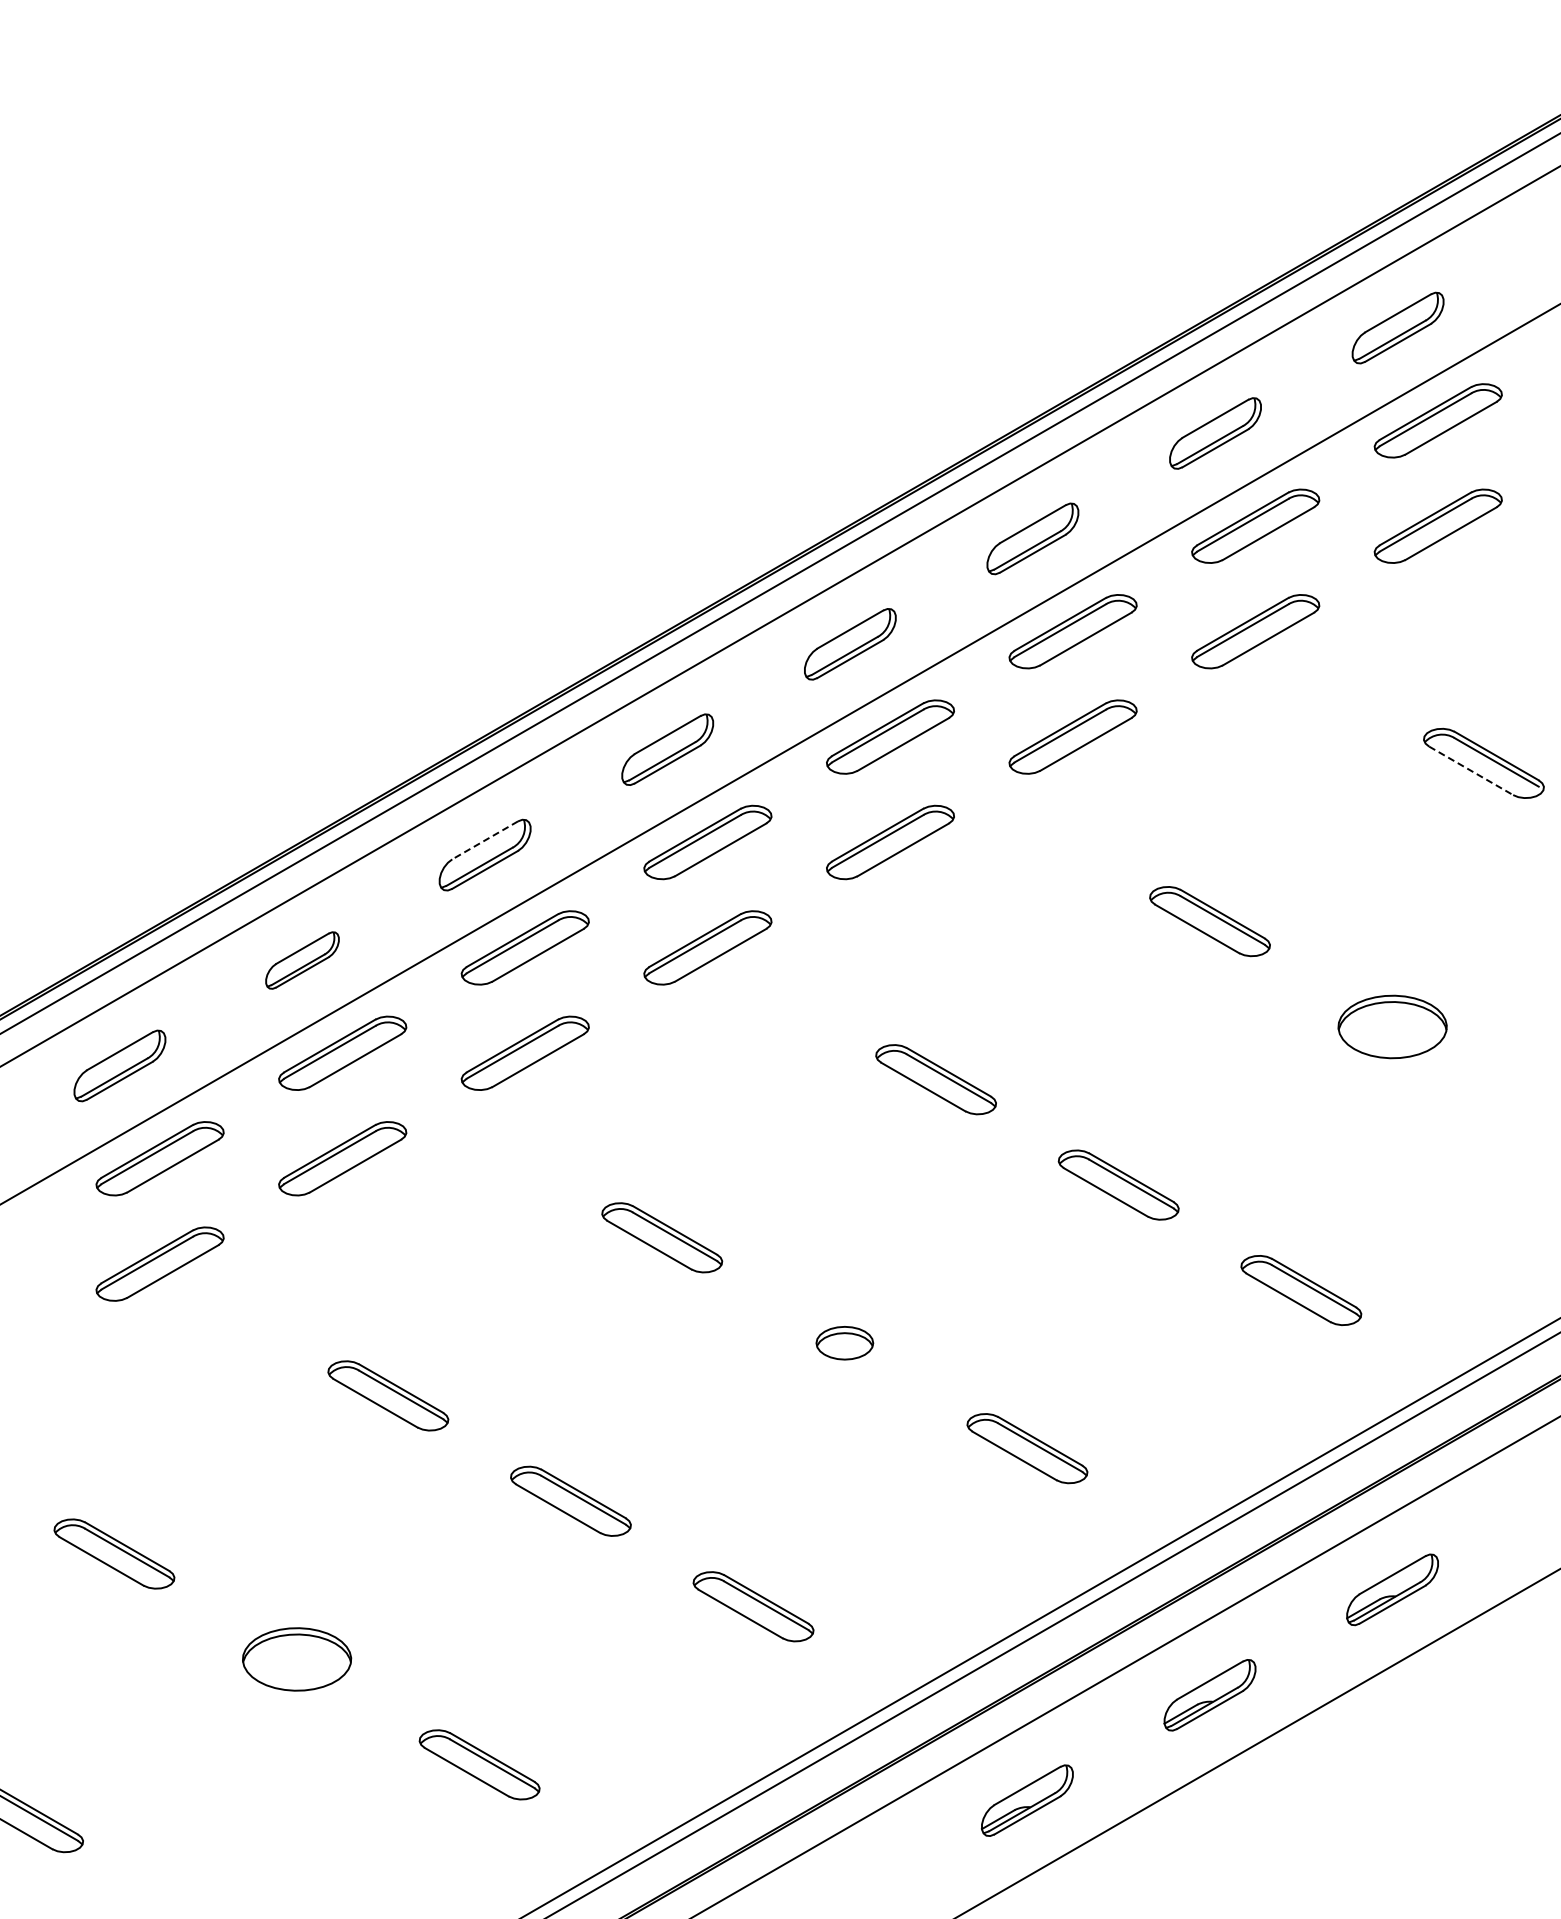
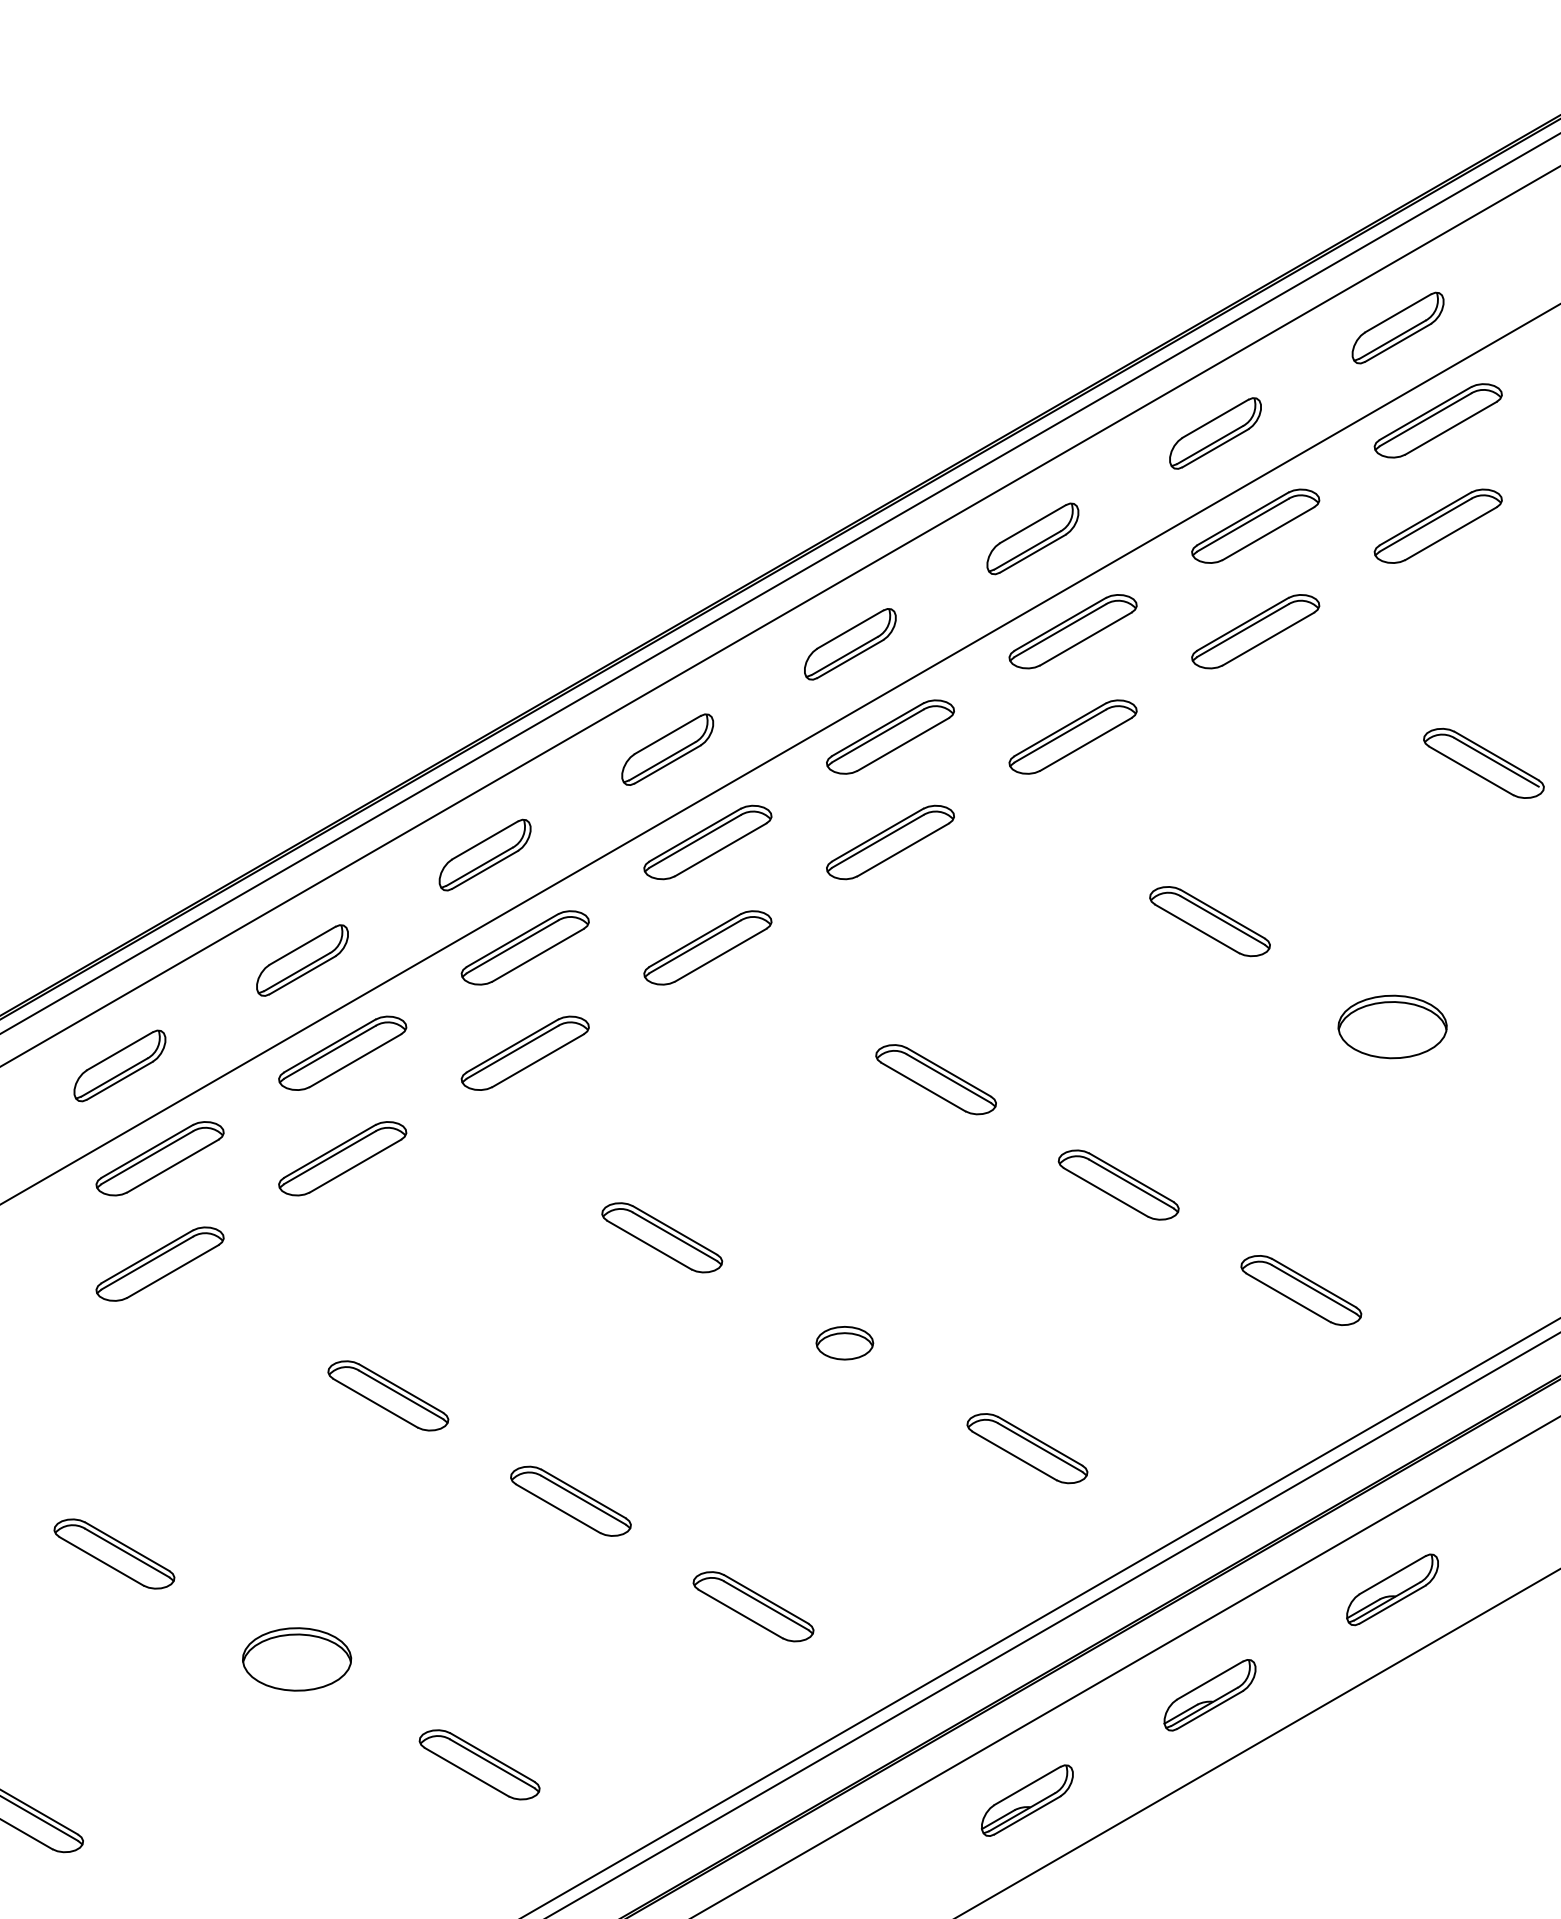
line: dashed -> solid (1471, 770)
line: dashed -> solid (485, 840)
part size: 75x59 px -> 93x73 px (302, 960)
